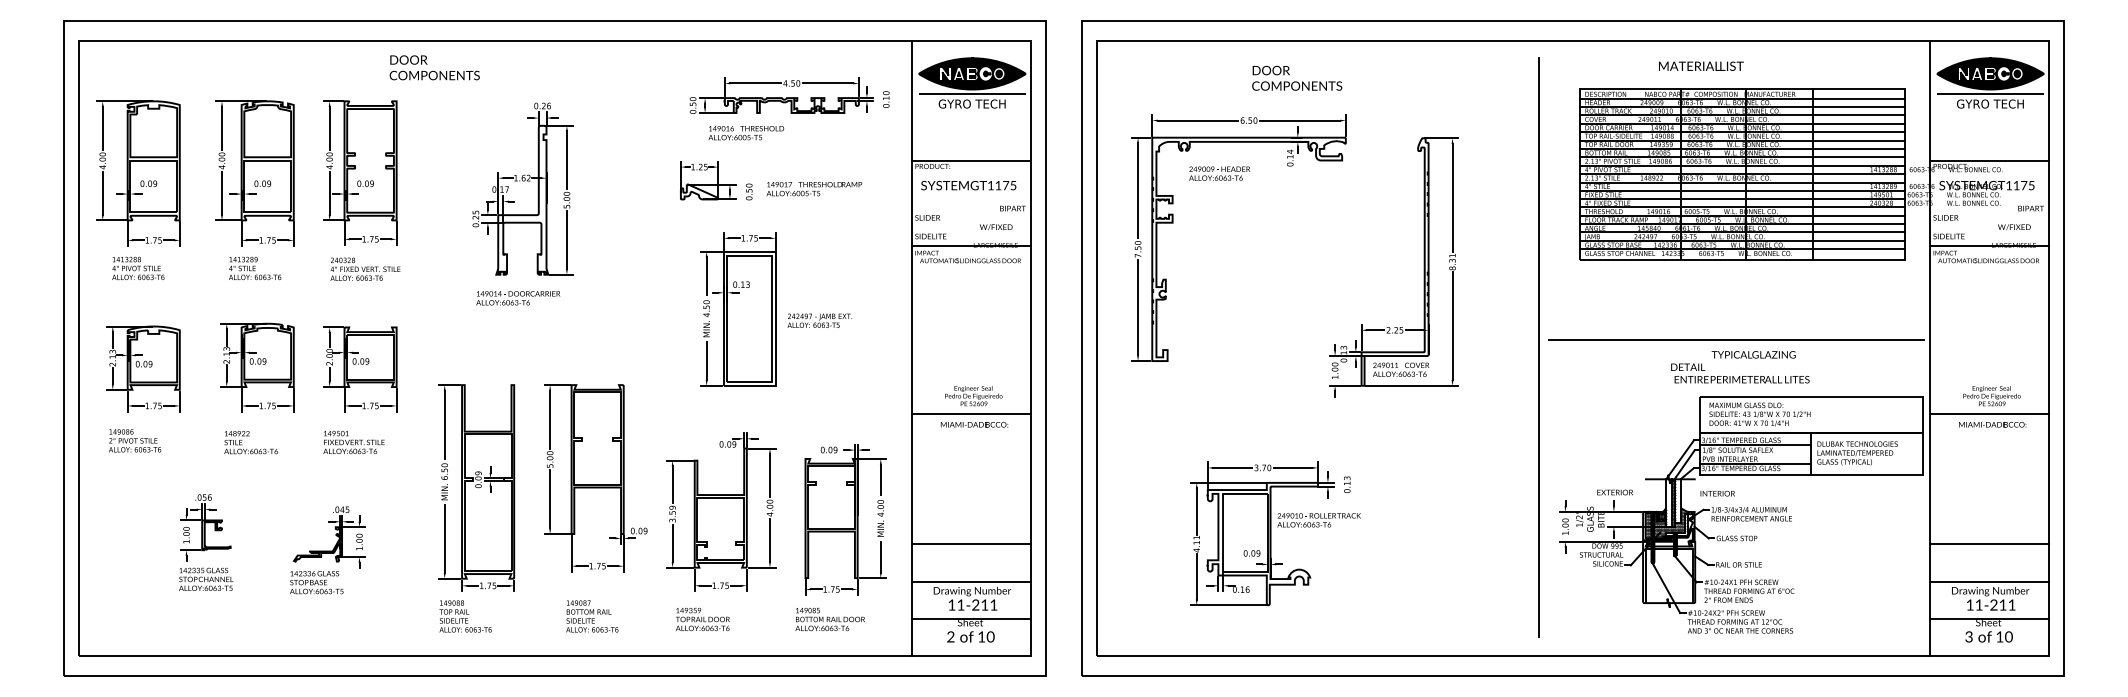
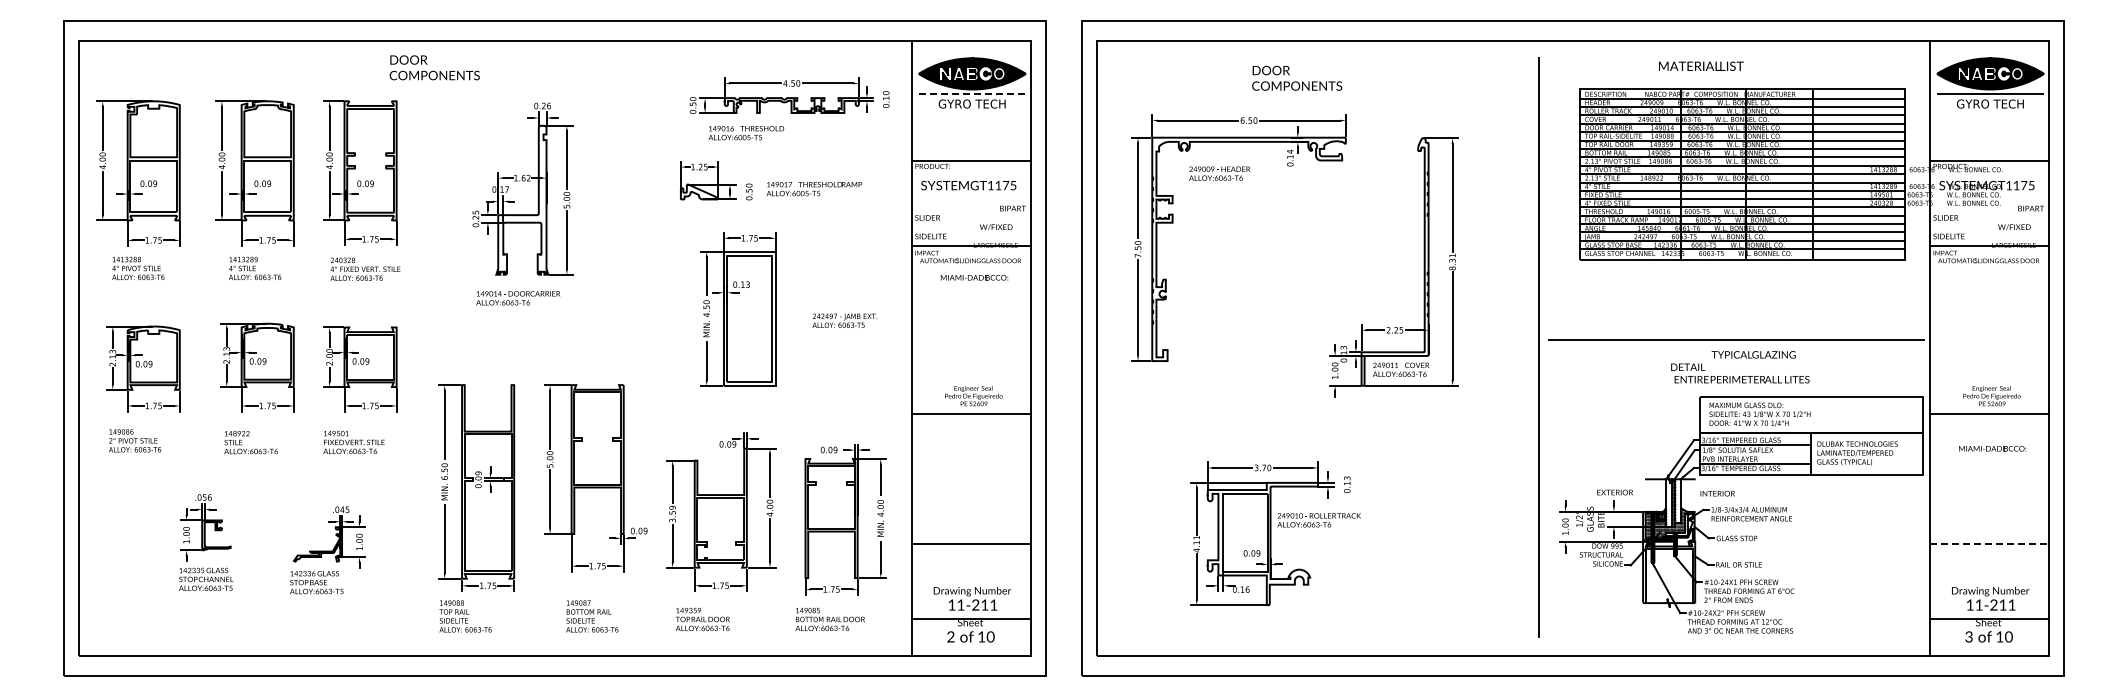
line: solid -> dashed (972, 94)
text position: (819, 320) -> (844, 320) (844, 320)
text position: (974, 424) -> (974, 277) (974, 277)
text position: (1992, 424) -> (1992, 448) (1992, 448)
line: solid -> dashed (1989, 544)
line: present -> none (970, 581)
line: present -> none (1988, 581)
